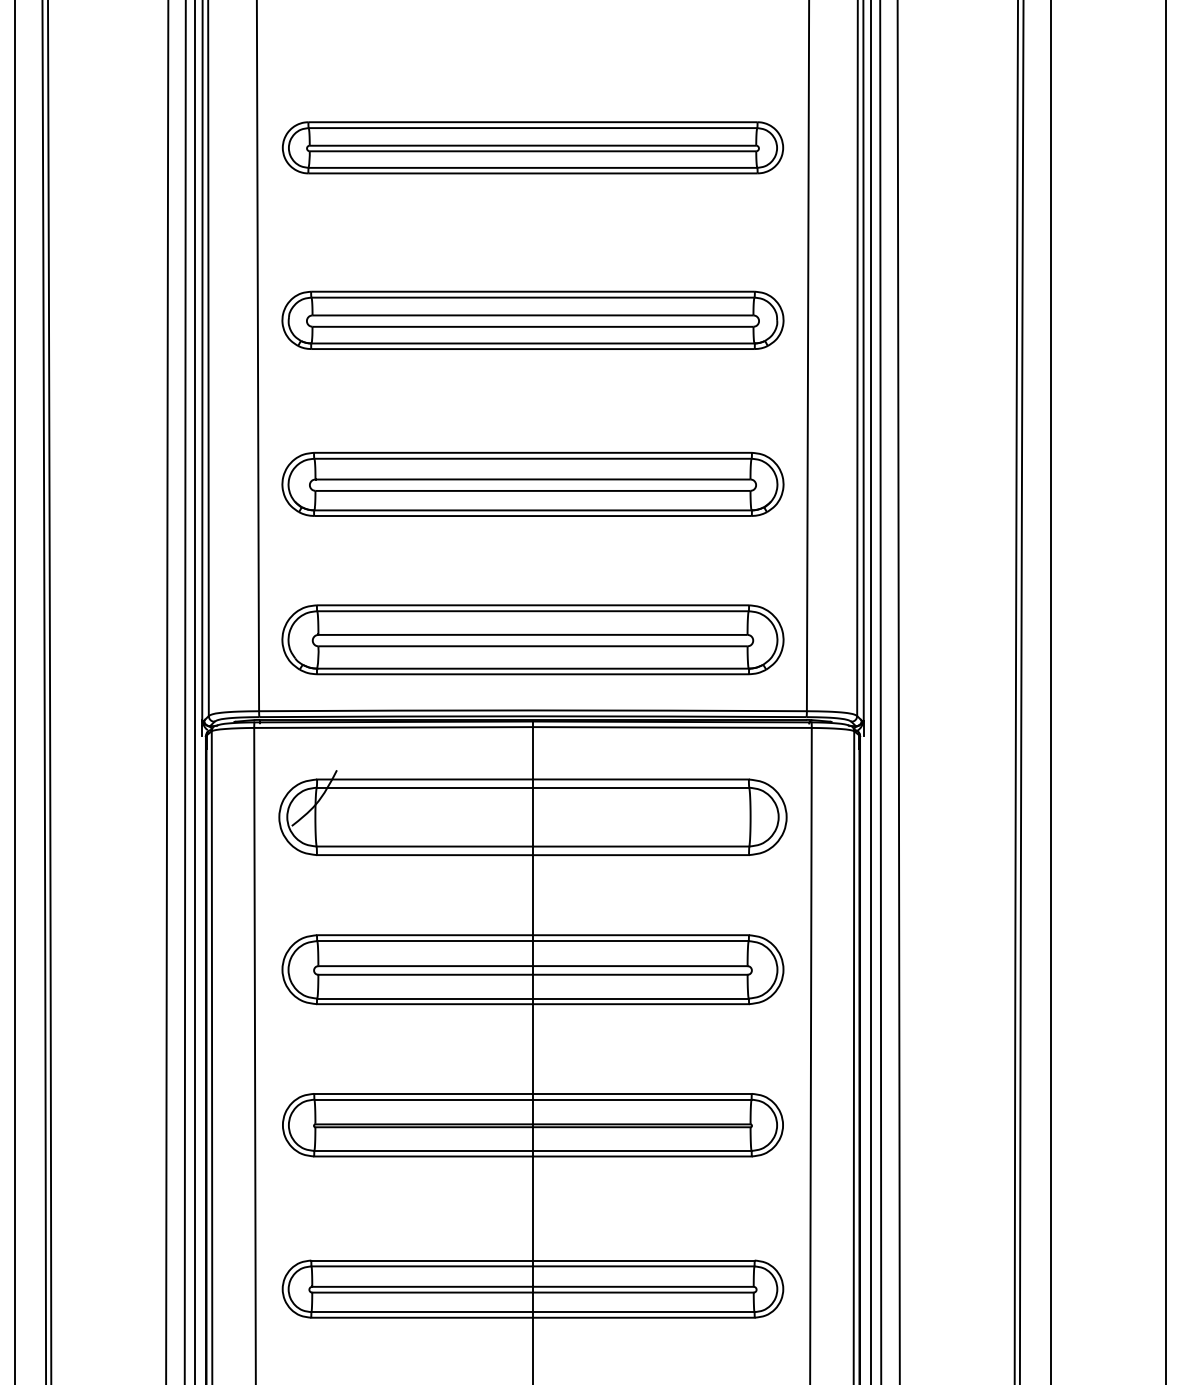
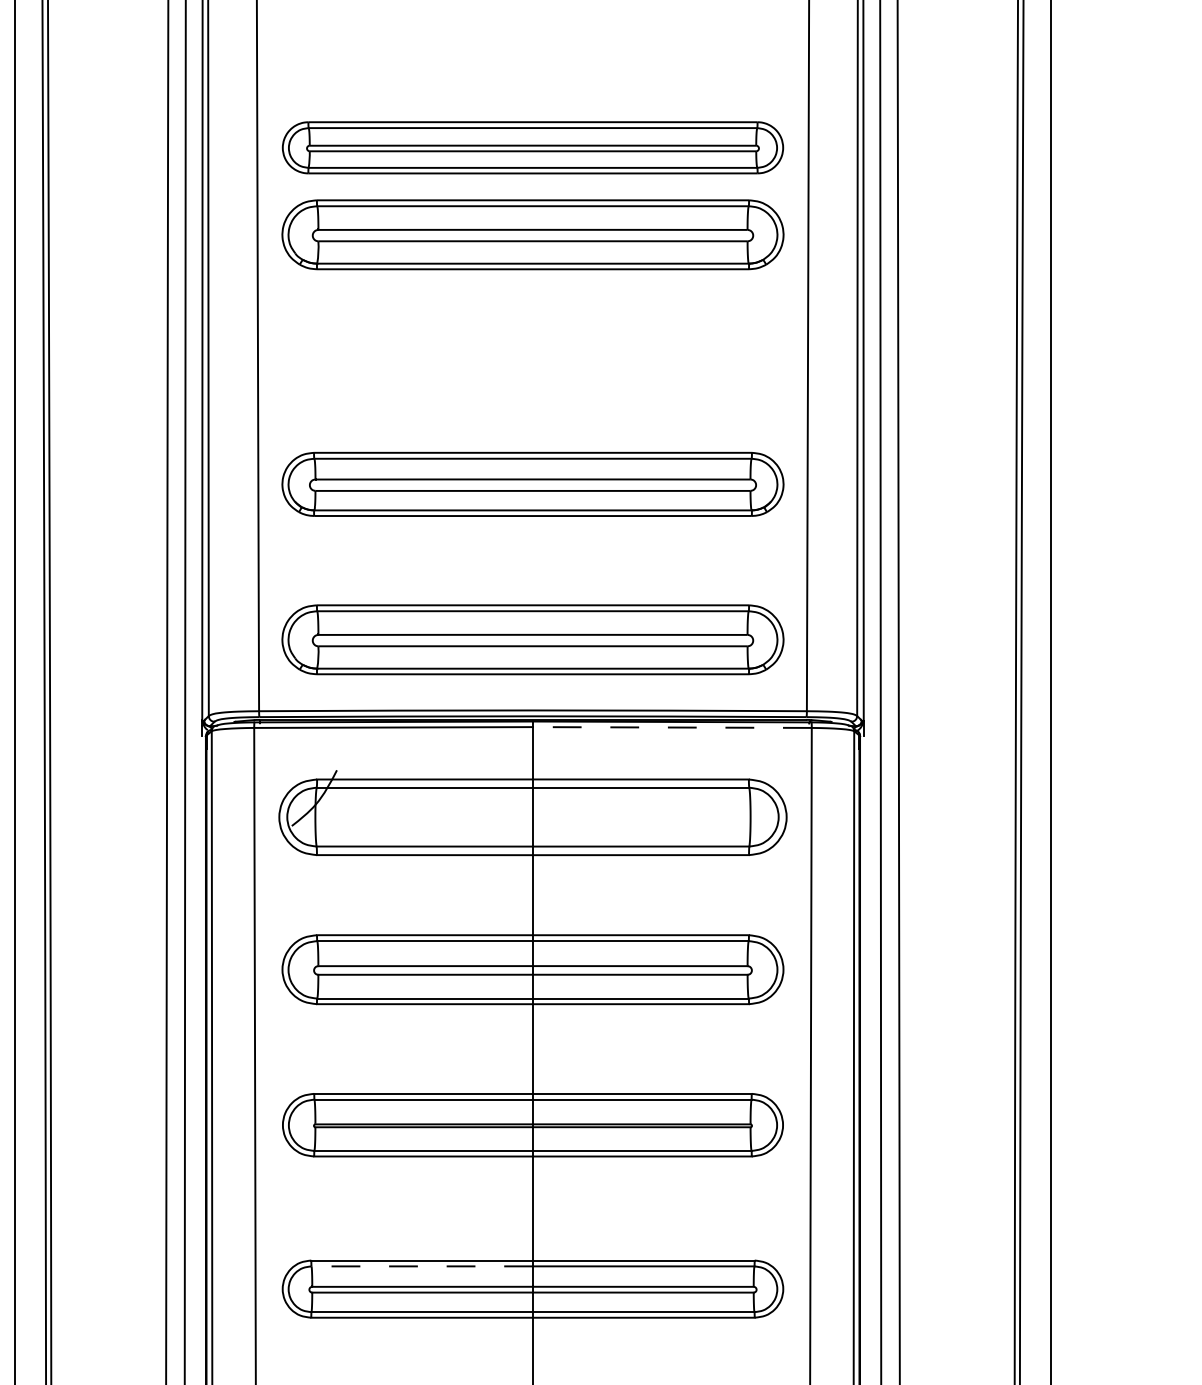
part: none -> present (532, 234)
part: present -> none (532, 319)
line: present -> none (194, 691)
line: present -> none (871, 691)
line: present -> none (1166, 691)
line: solid -> dashed (671, 727)
line: solid -> dashed (422, 1266)
